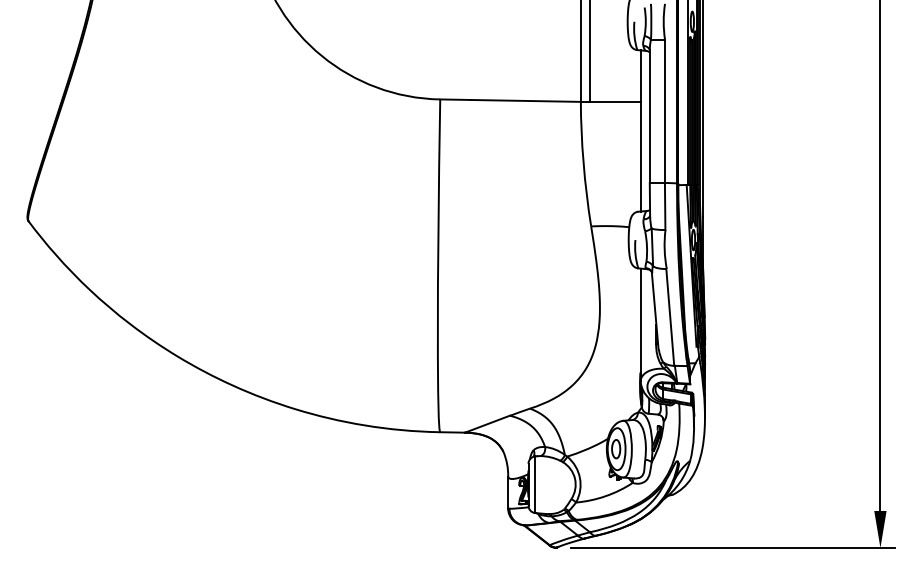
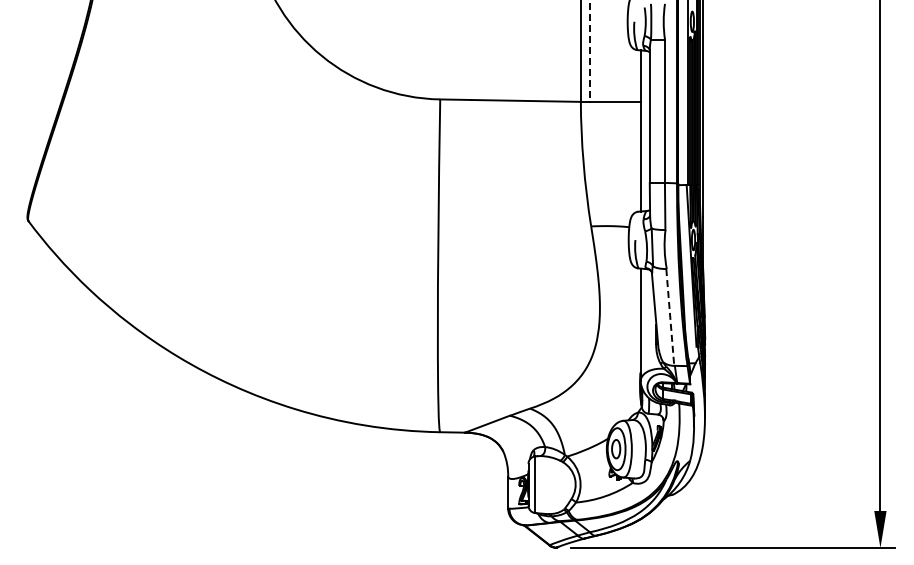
line: solid -> dashed (589, 50)
line: solid -> dashed (670, 317)
